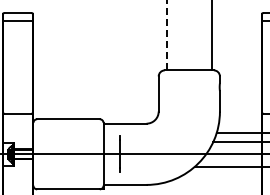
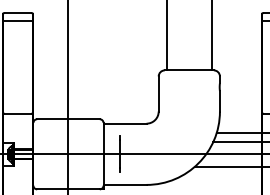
line: dashed -> solid (166, 35)
line: none -> present (68, 96)
